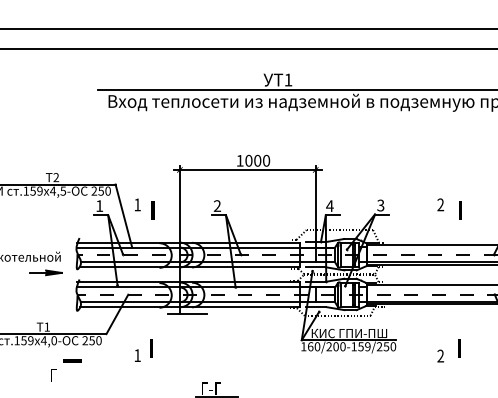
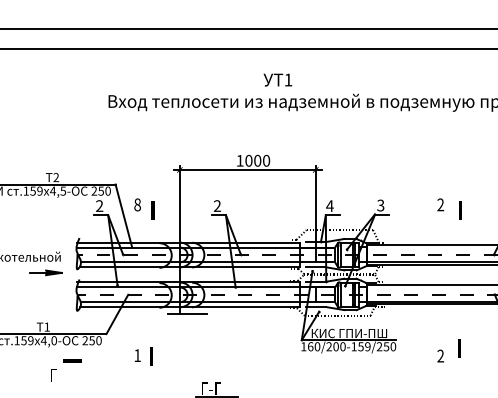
line: present -> none (295, 89)
text: 1 -> 8 (137, 204)
text: 1 -> 2 (99, 205)
line position: (151, 348) -> (151, 356) (151, 356)
